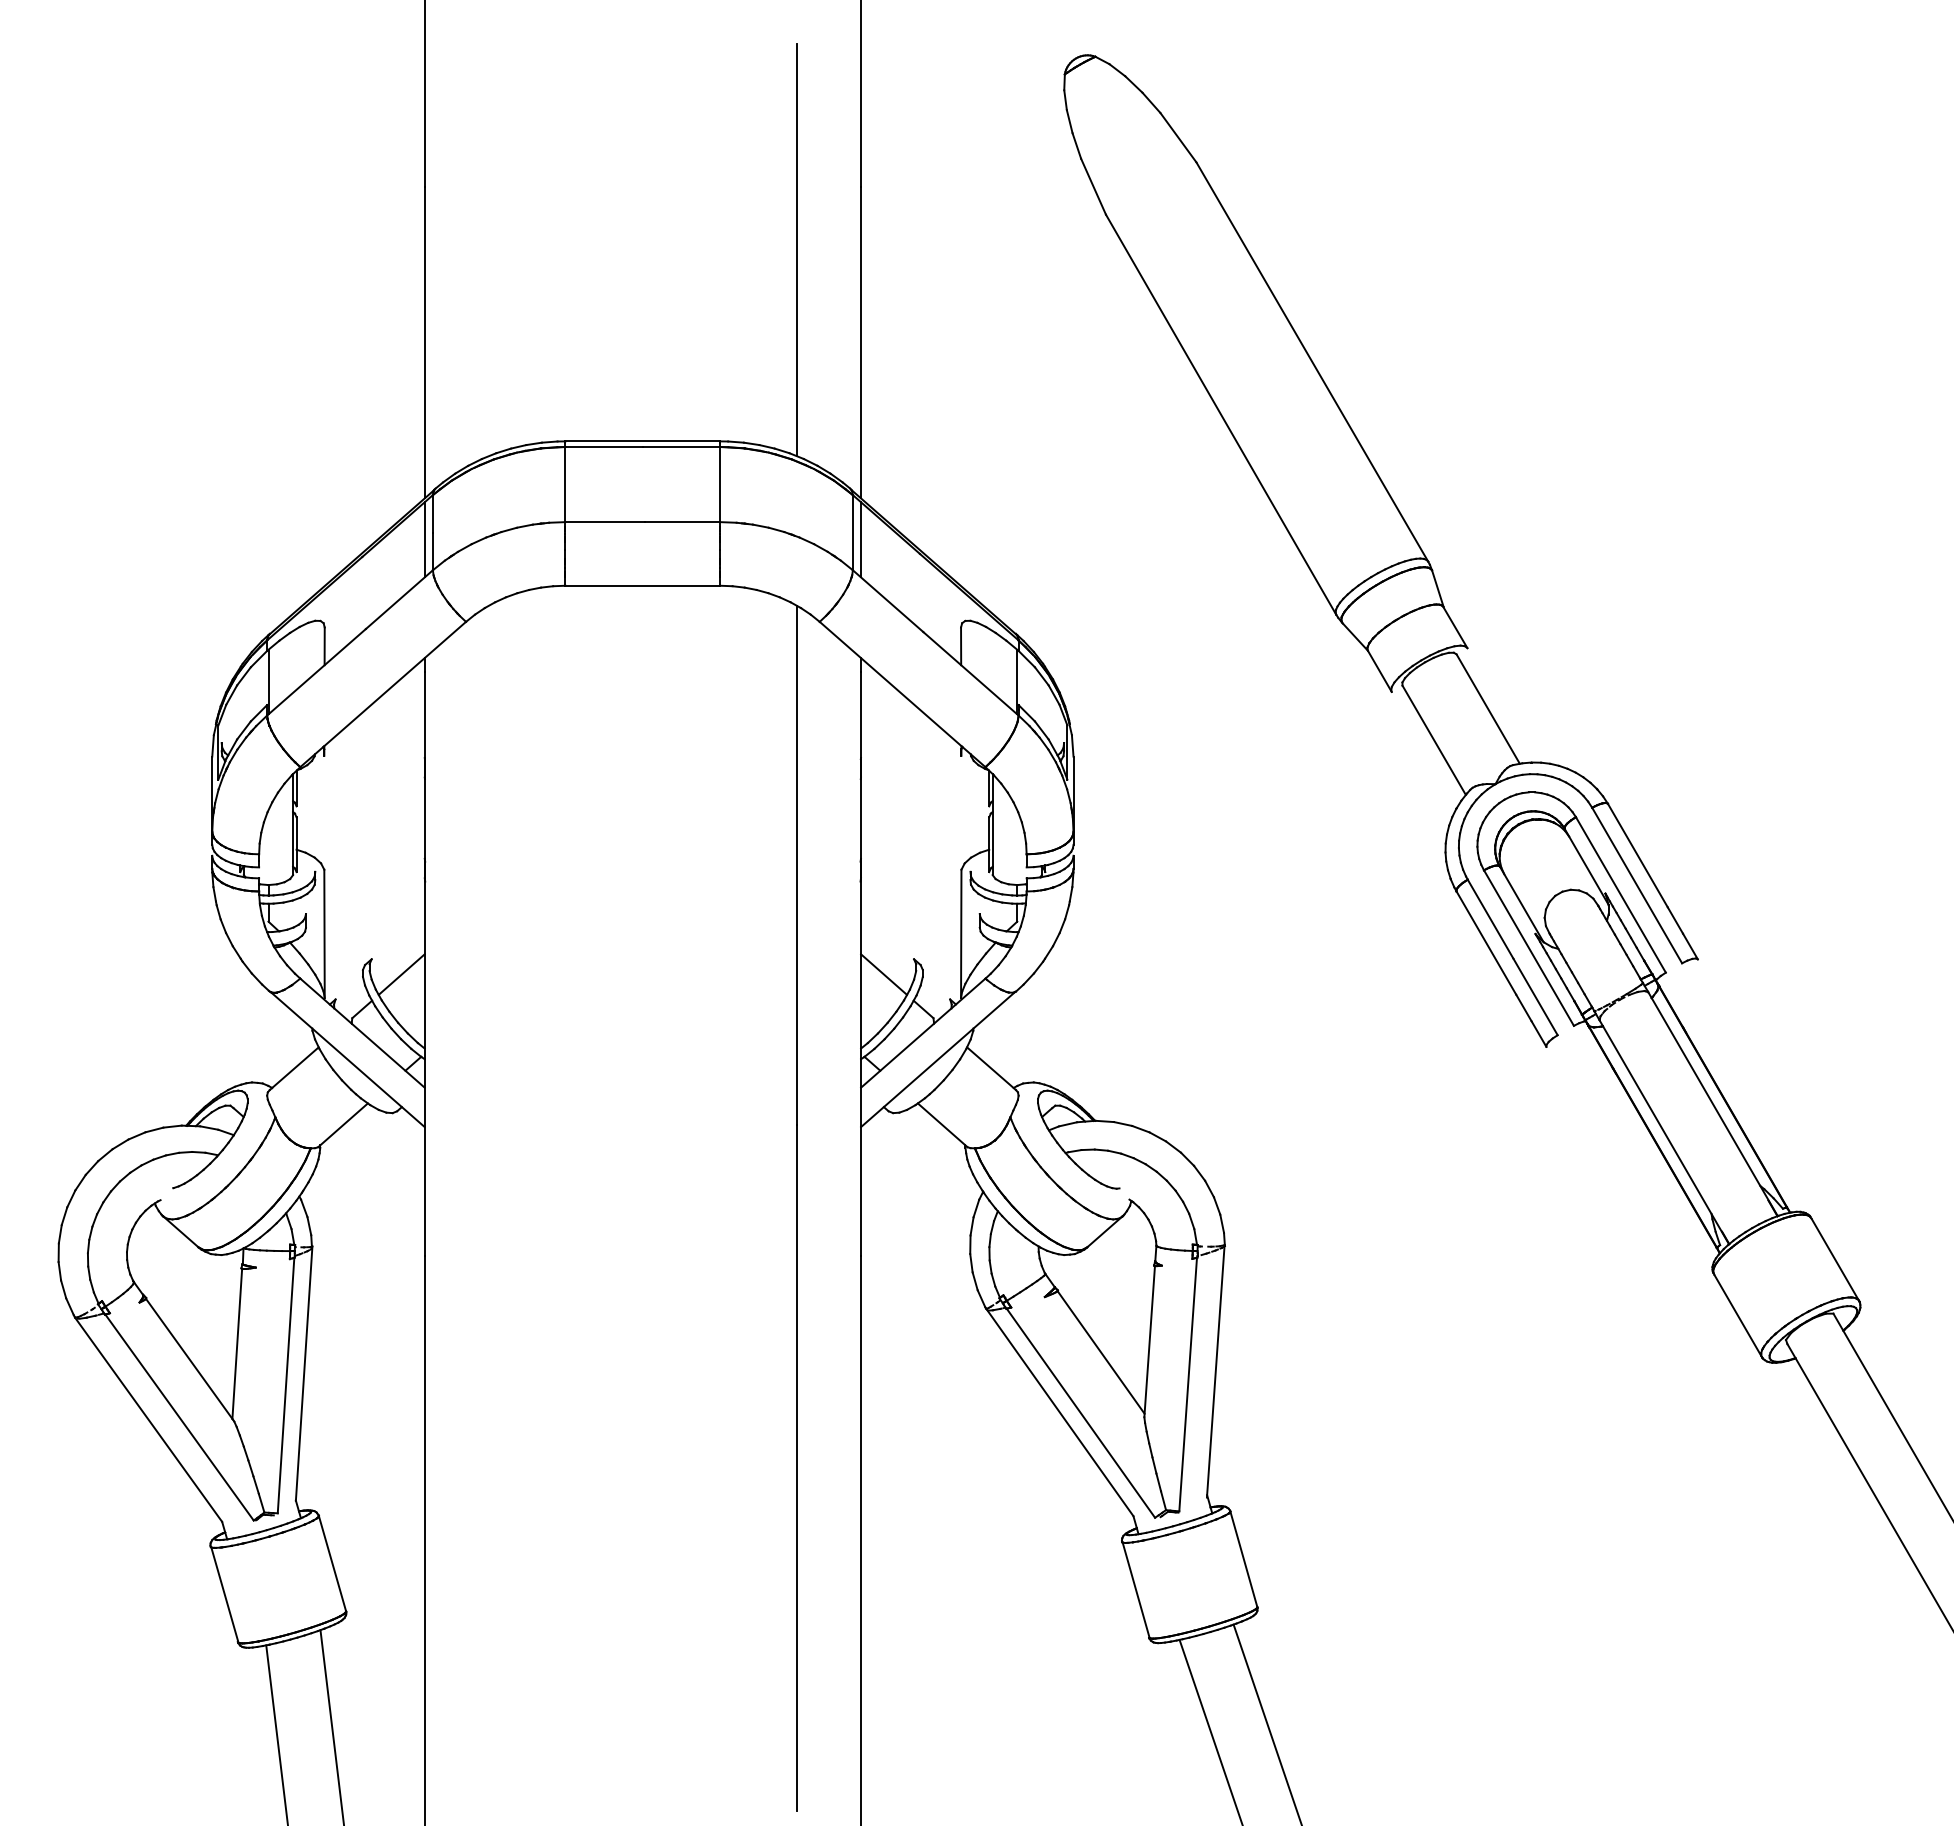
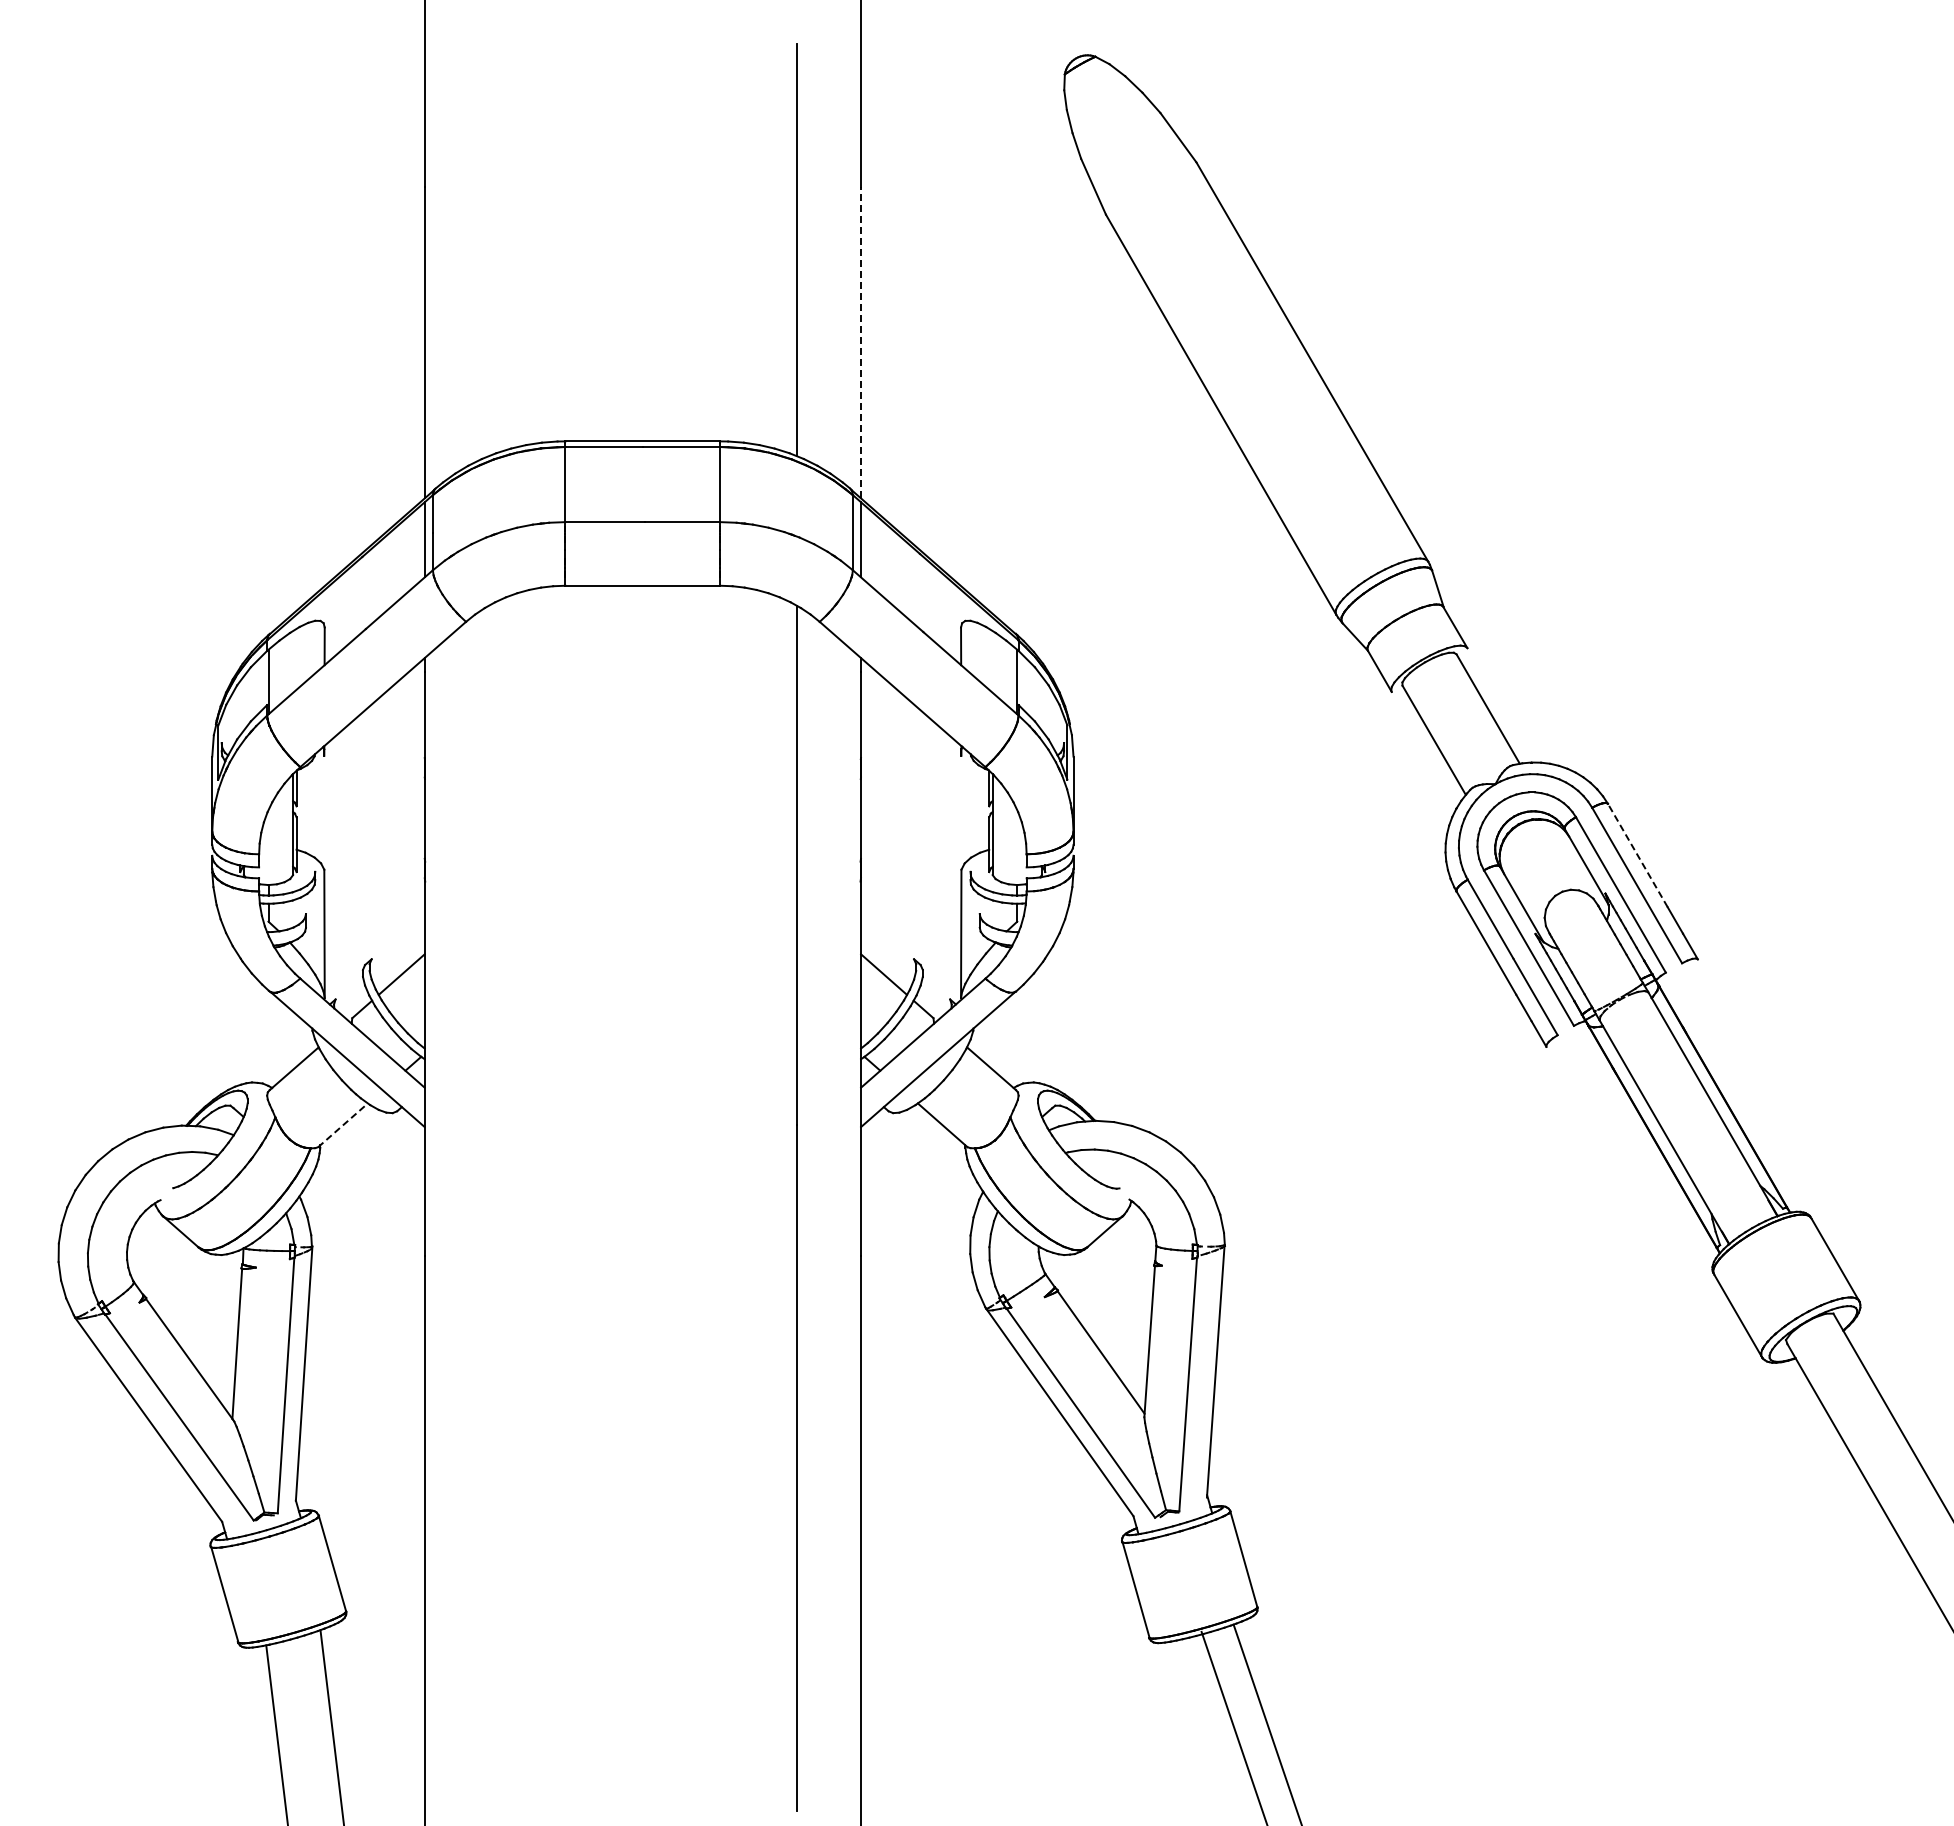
line: solid -> dashed (861, 342)
line: solid -> dashed (1637, 855)
line: solid -> dashed (343, 1125)
line position: (1210, 1730) -> (1233, 1726) (1233, 1726)
